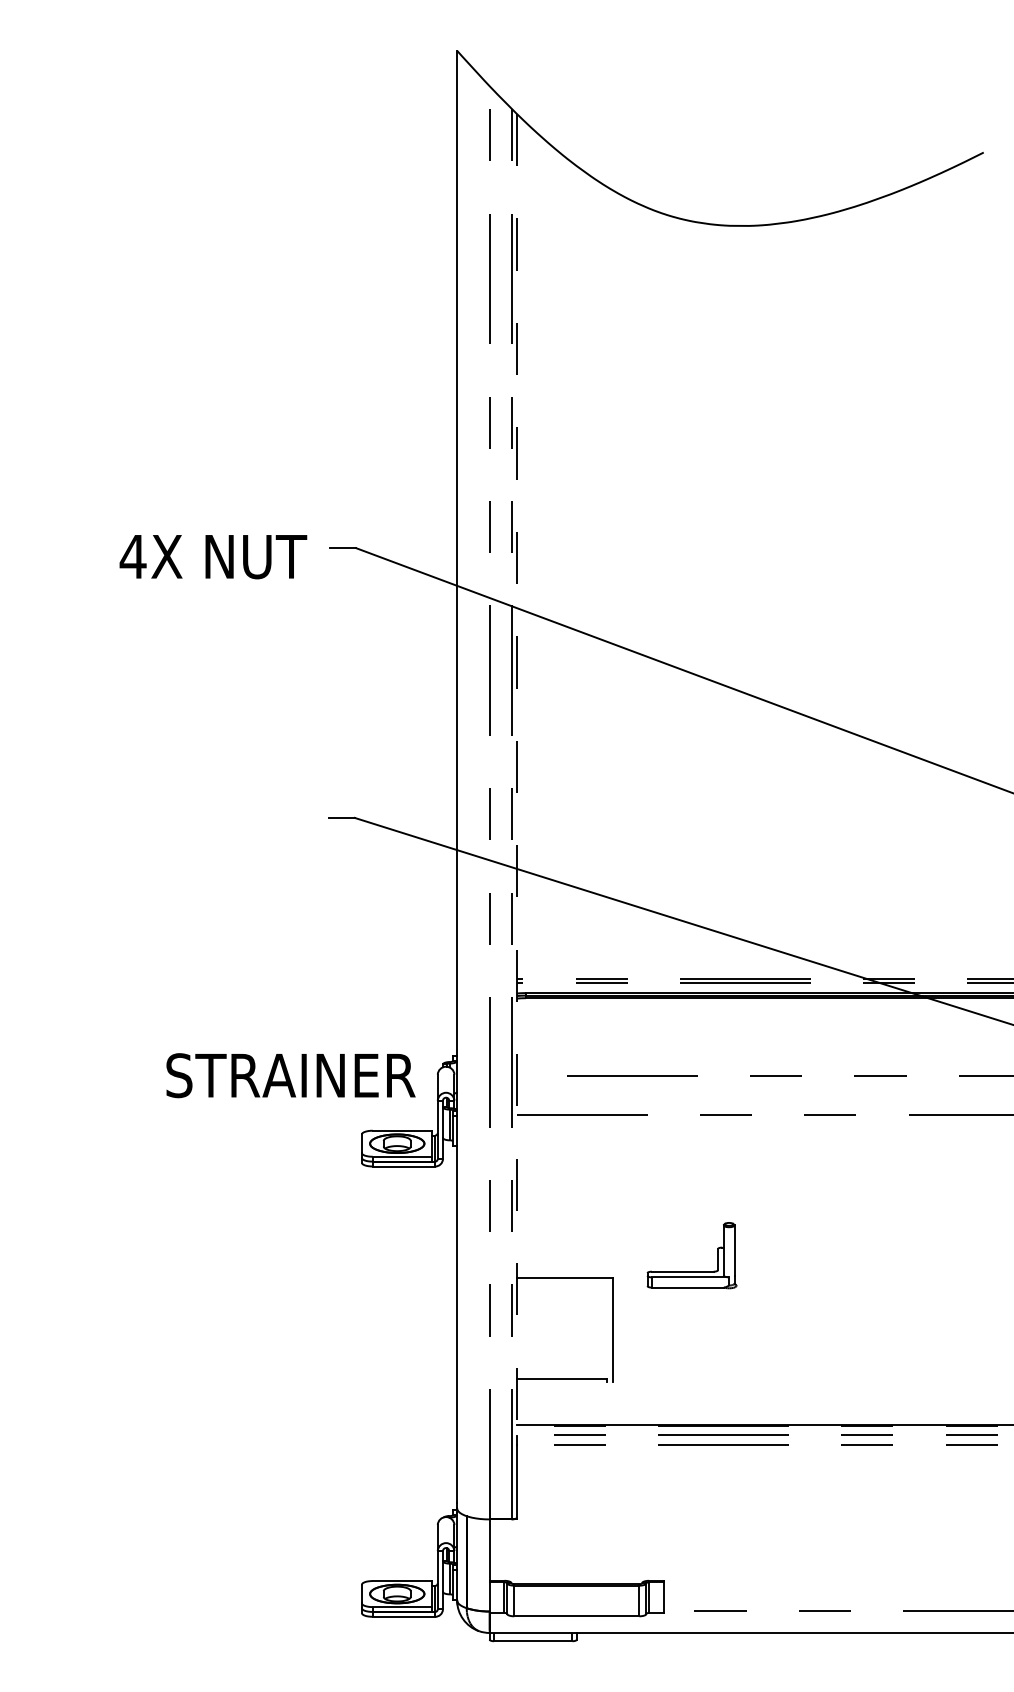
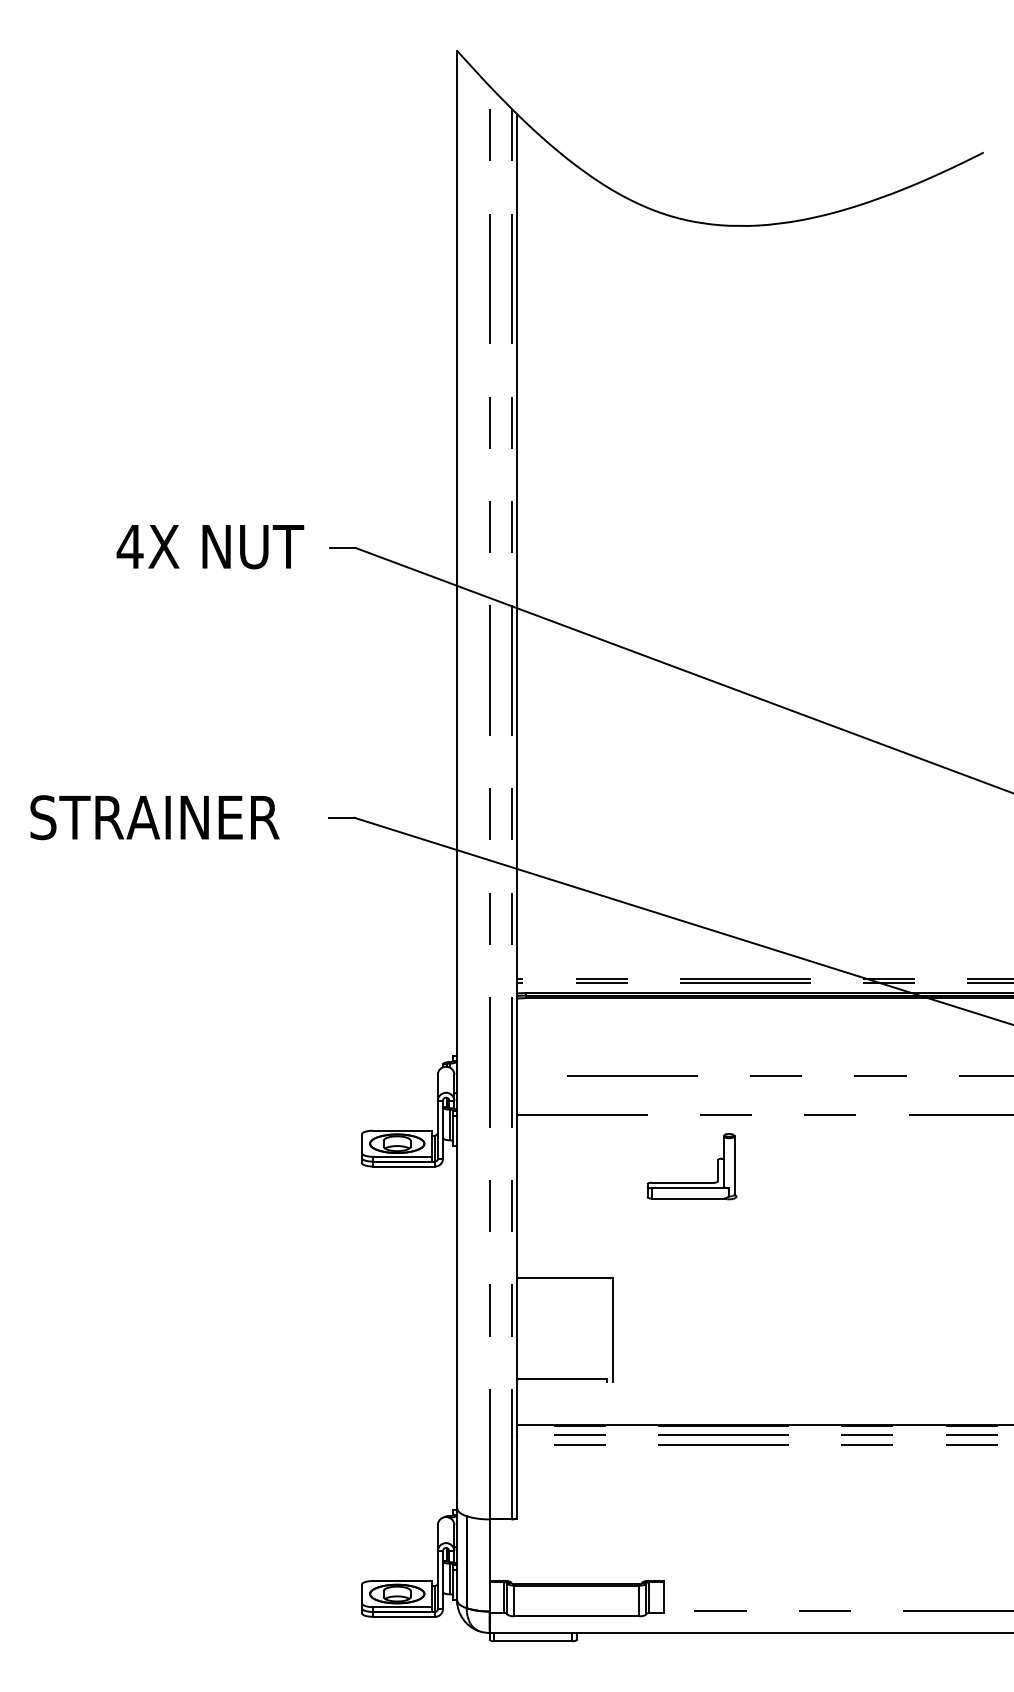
text position: (213, 557) -> (210, 547) (210, 547)
line: dashed -> solid (516, 775)
text position: (290, 1075) -> (154, 817) (154, 817)
part position: (691, 1271) -> (691, 1182) (691, 1182)
